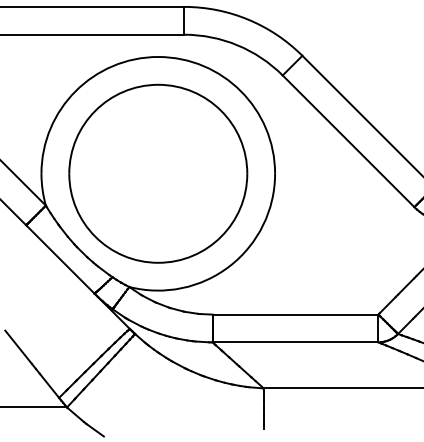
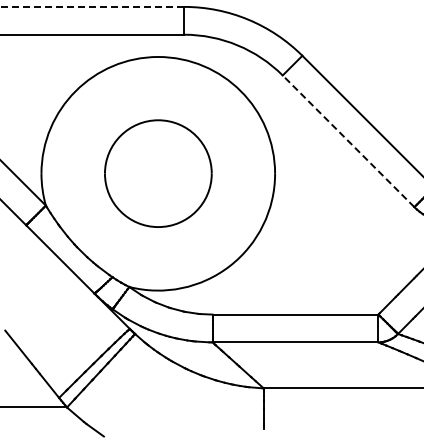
line: solid -> dashed (92, 6)
line: solid -> dashed (348, 140)
part size: 181x181 px -> 109x109 px (158, 173)
